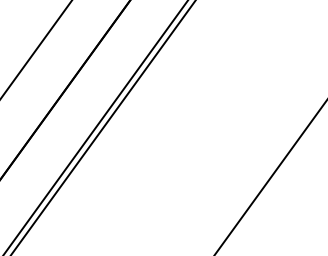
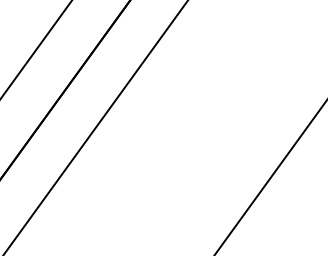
line: present -> none (103, 127)
